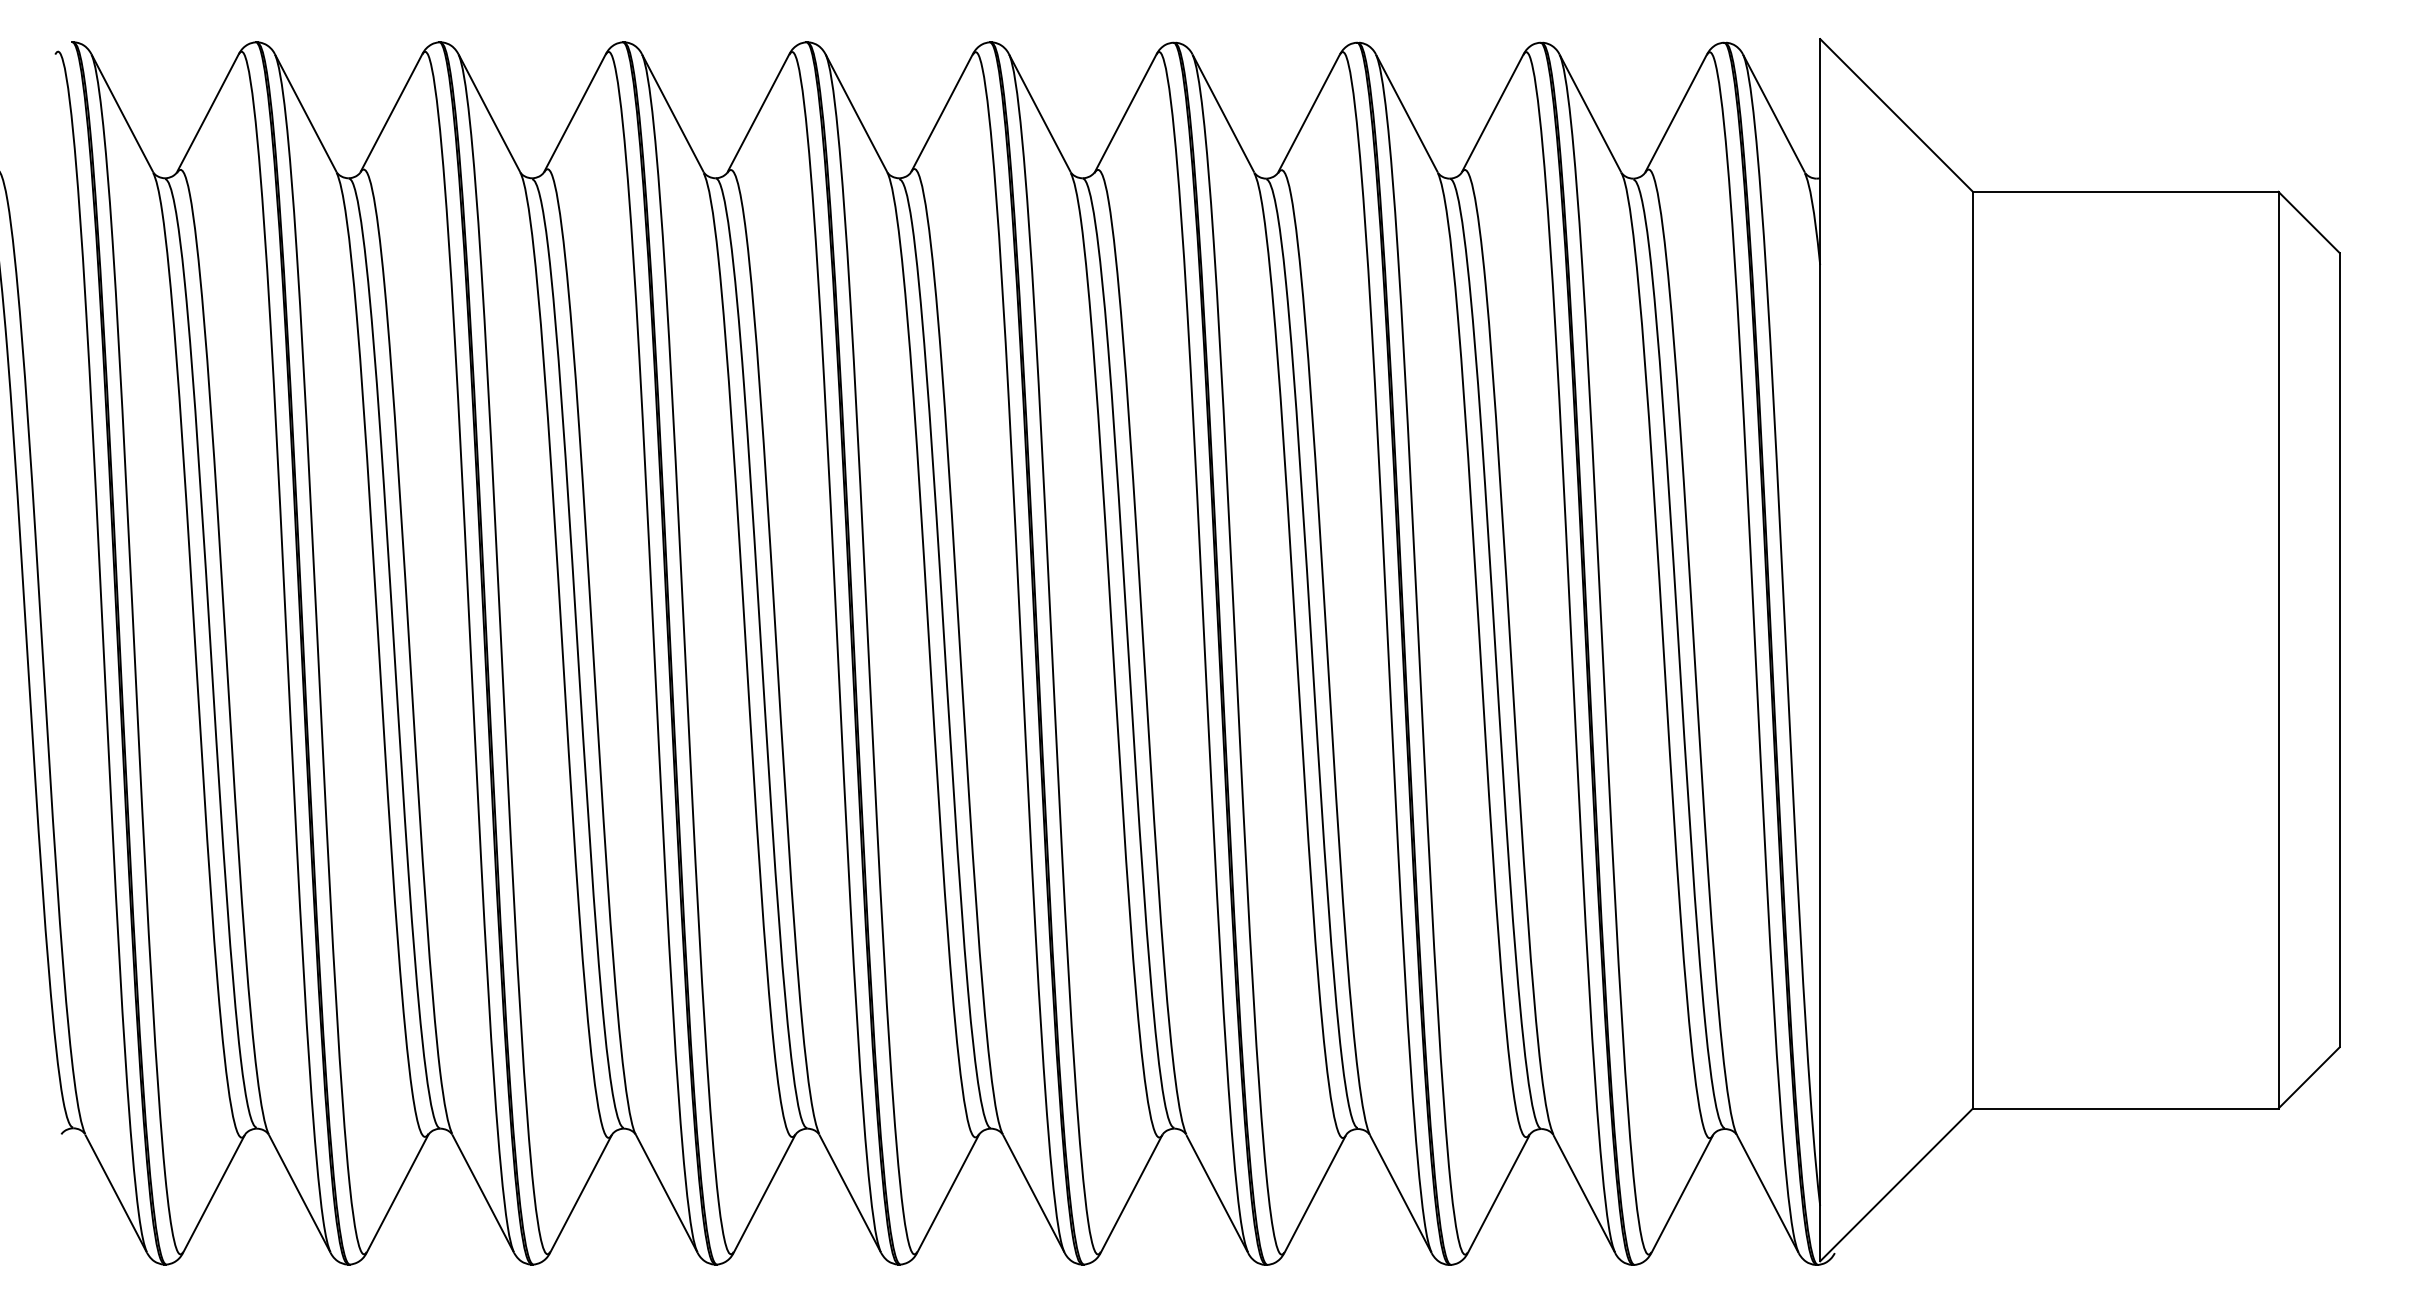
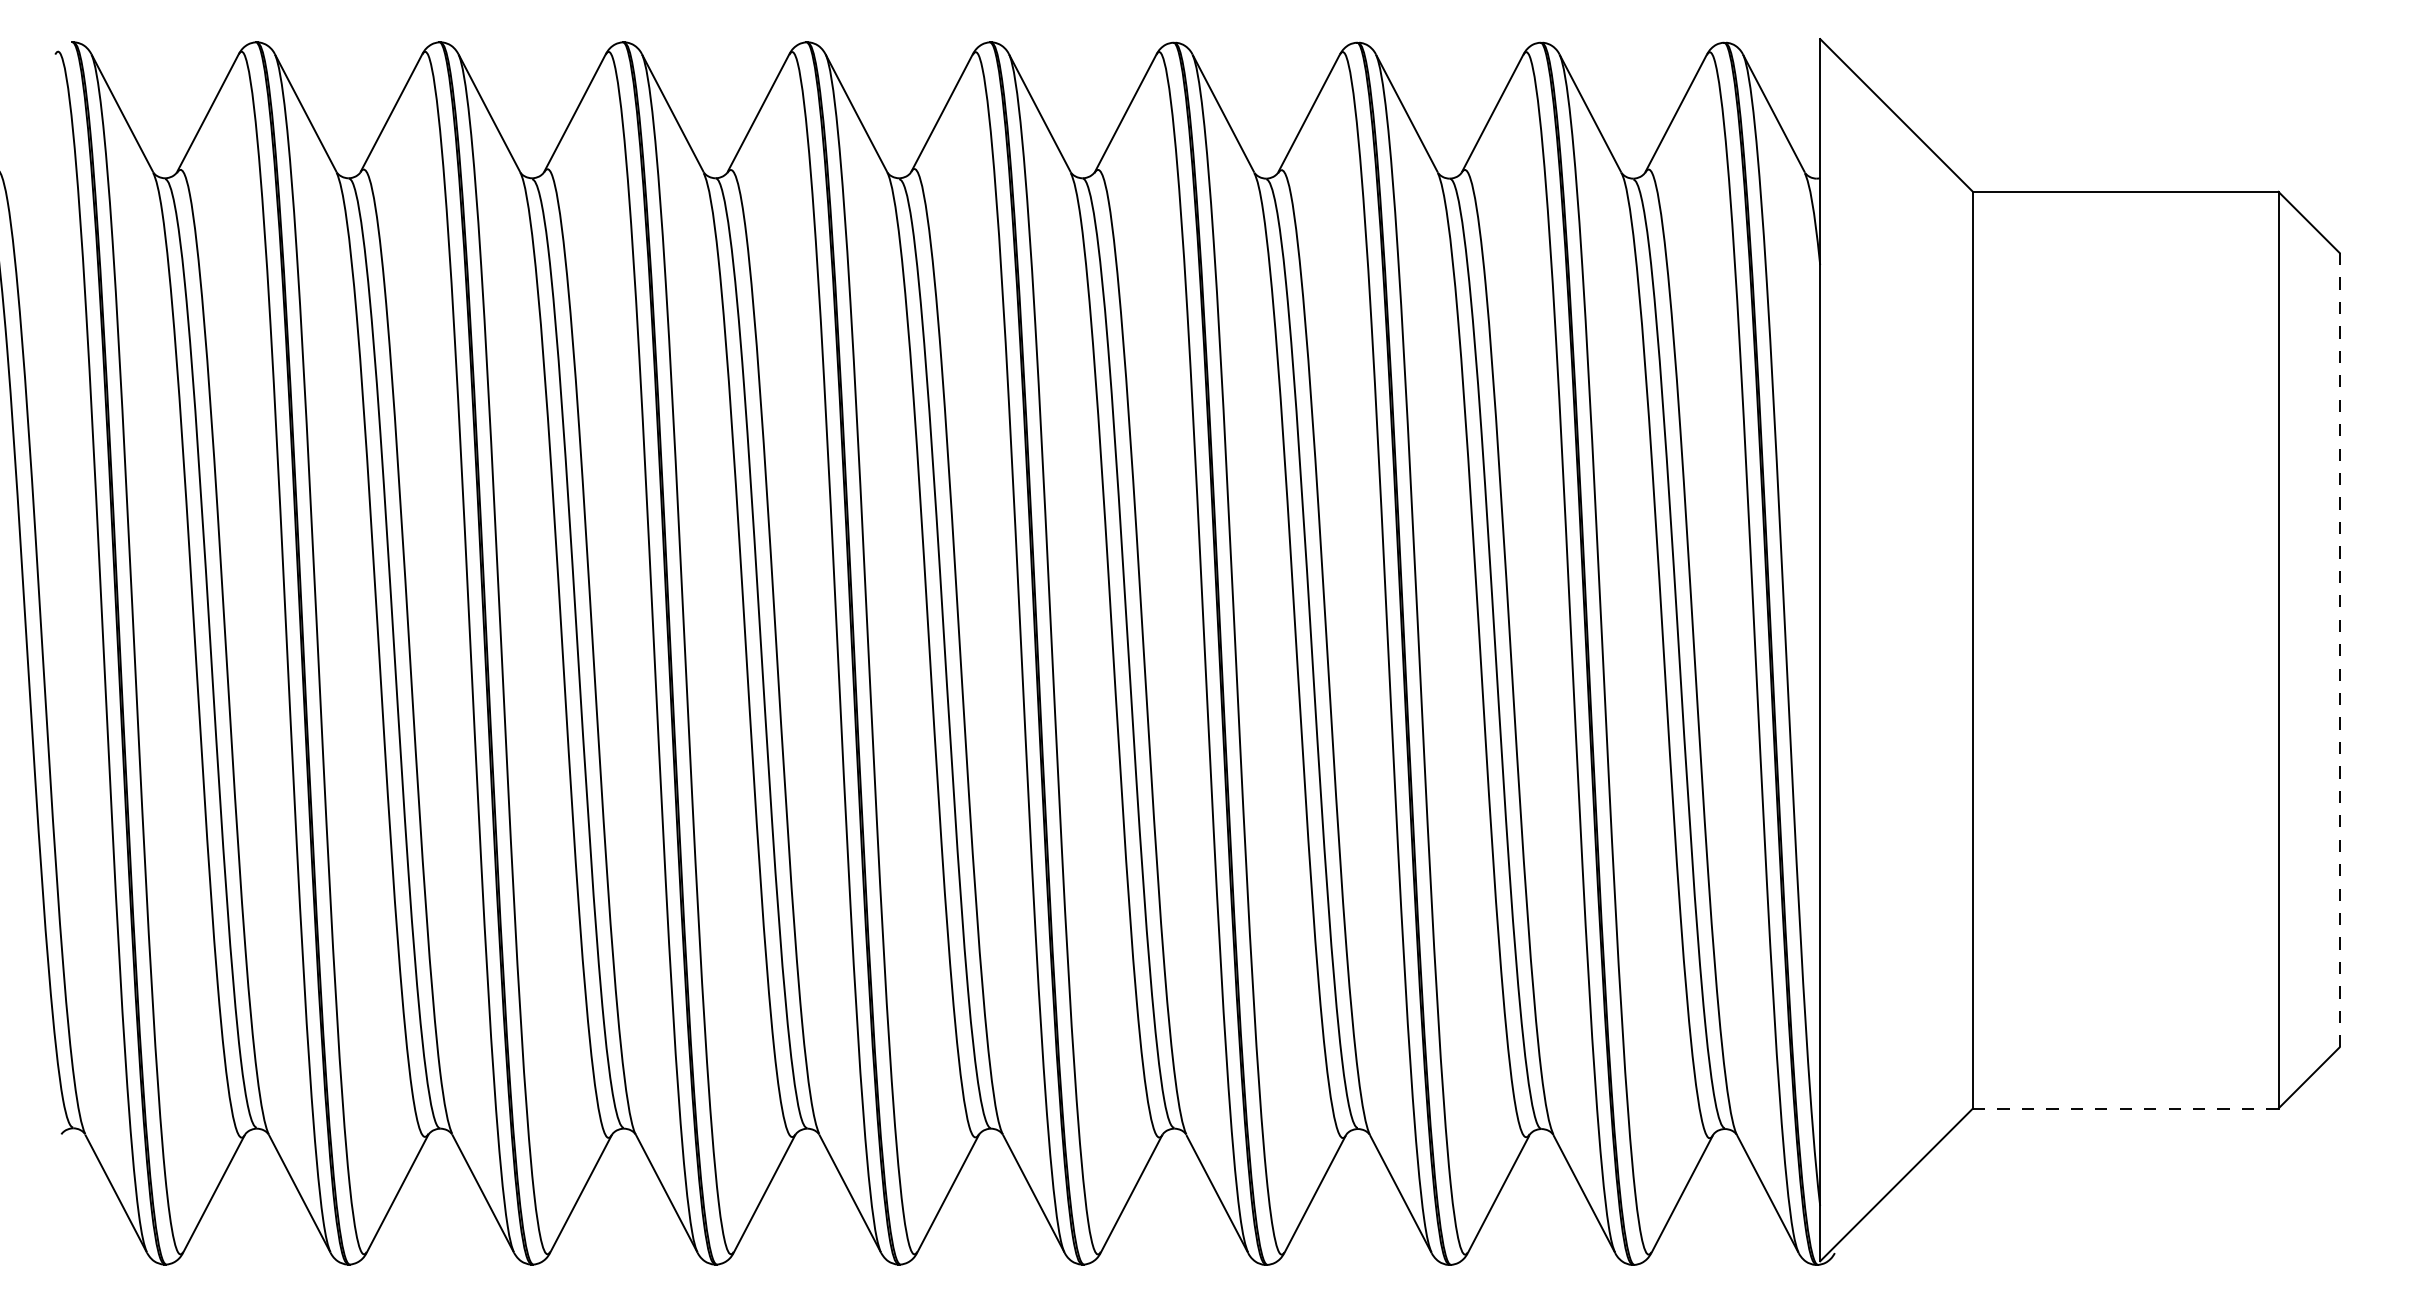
line: solid -> dashed (2339, 650)
line: solid -> dashed (2125, 1108)
